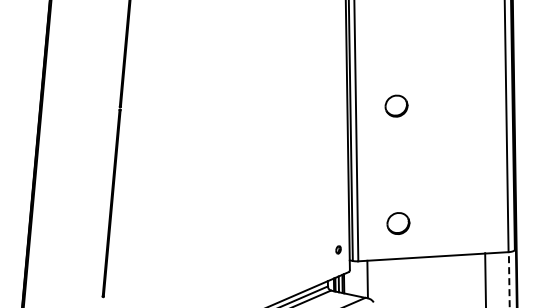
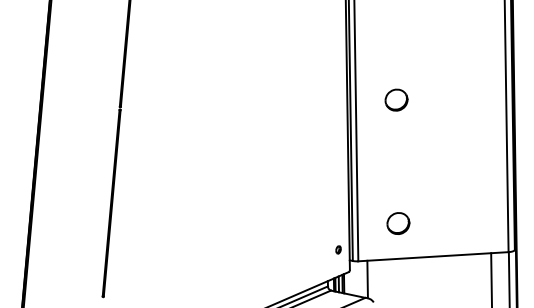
part position: (396, 105) -> (396, 99) (396, 99)
line position: (485, 278) -> (491, 278) (491, 278)
line: dashed -> solid (509, 279)
